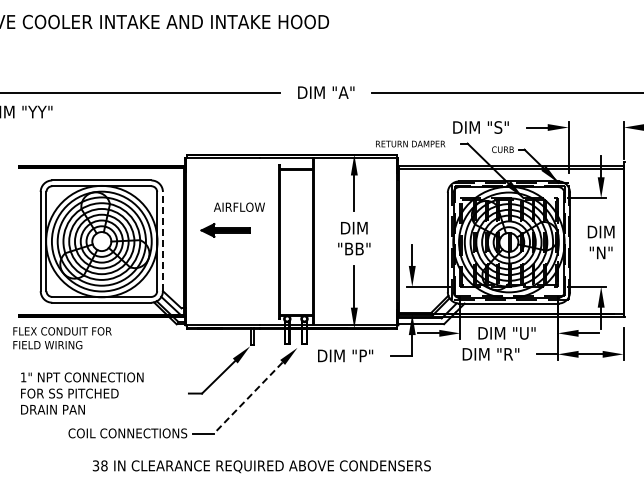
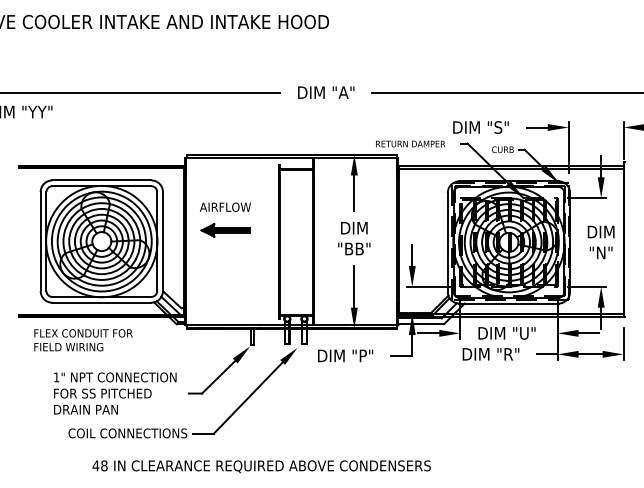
text position: (239, 206) -> (225, 206) (225, 206)
line: dashed -> solid (162, 241)
text position: (62, 338) -> (83, 340) (83, 340)
text position: (82, 393) -> (115, 393) (115, 393)
line: dashed -> solid (247, 398)
text: 38 -> 48 (95, 465)
